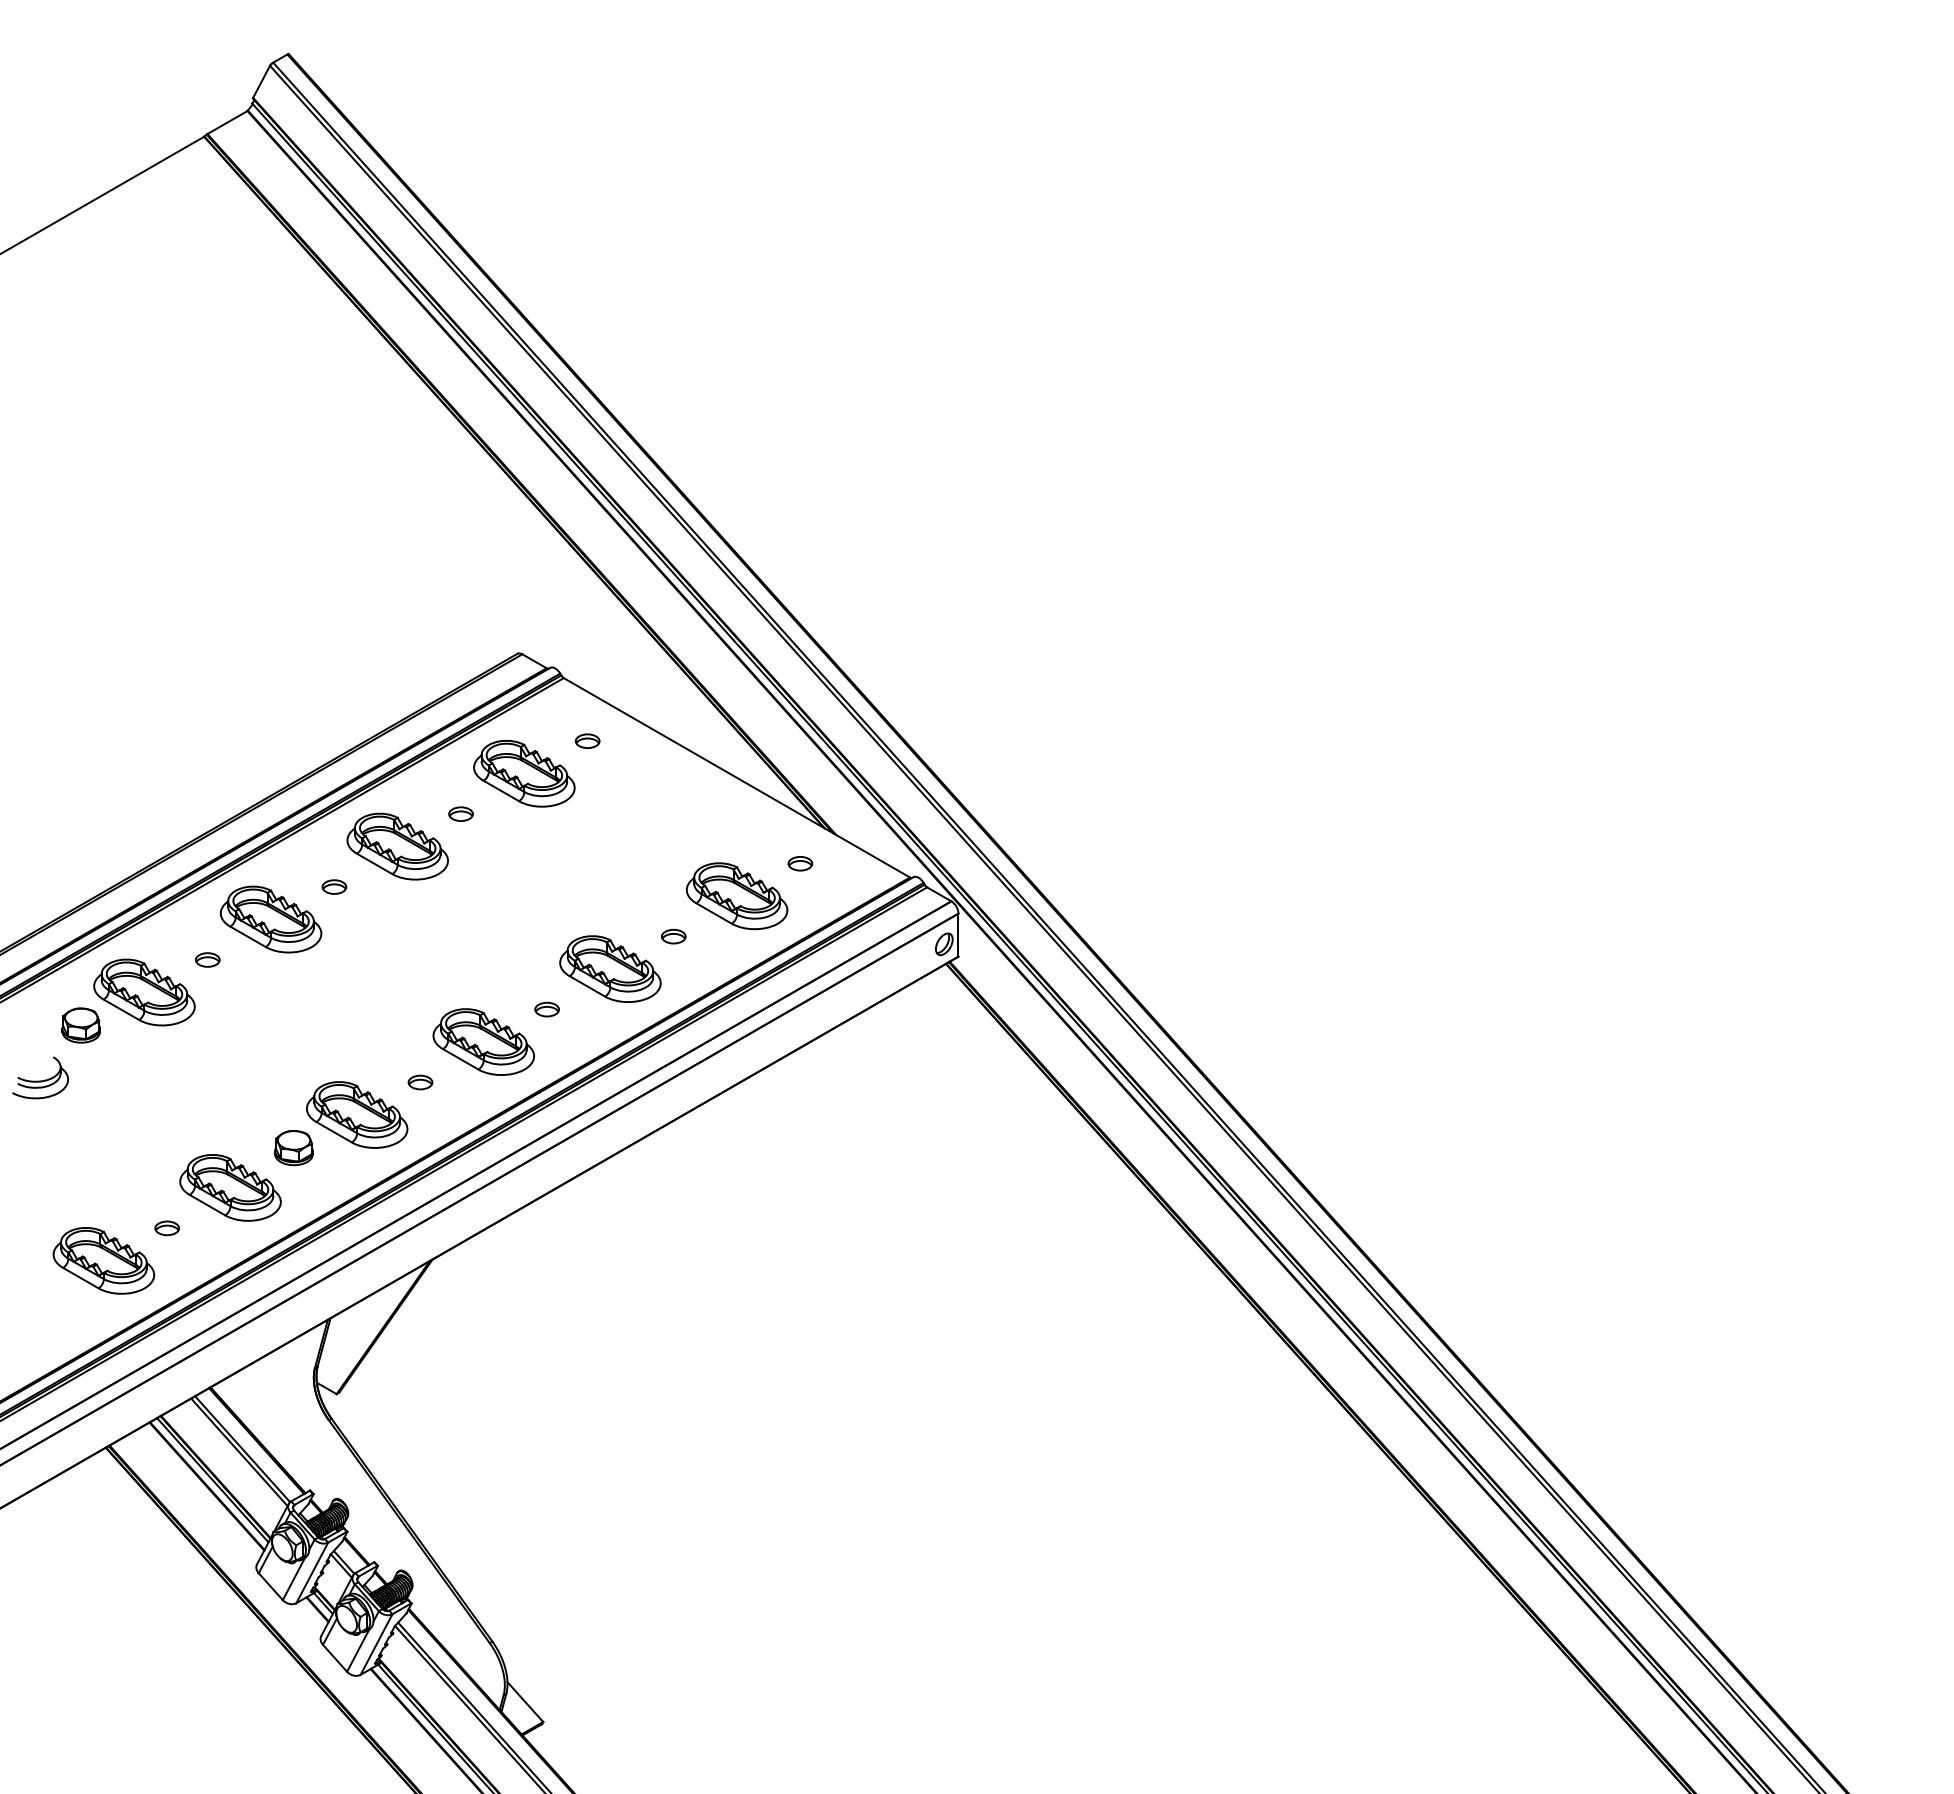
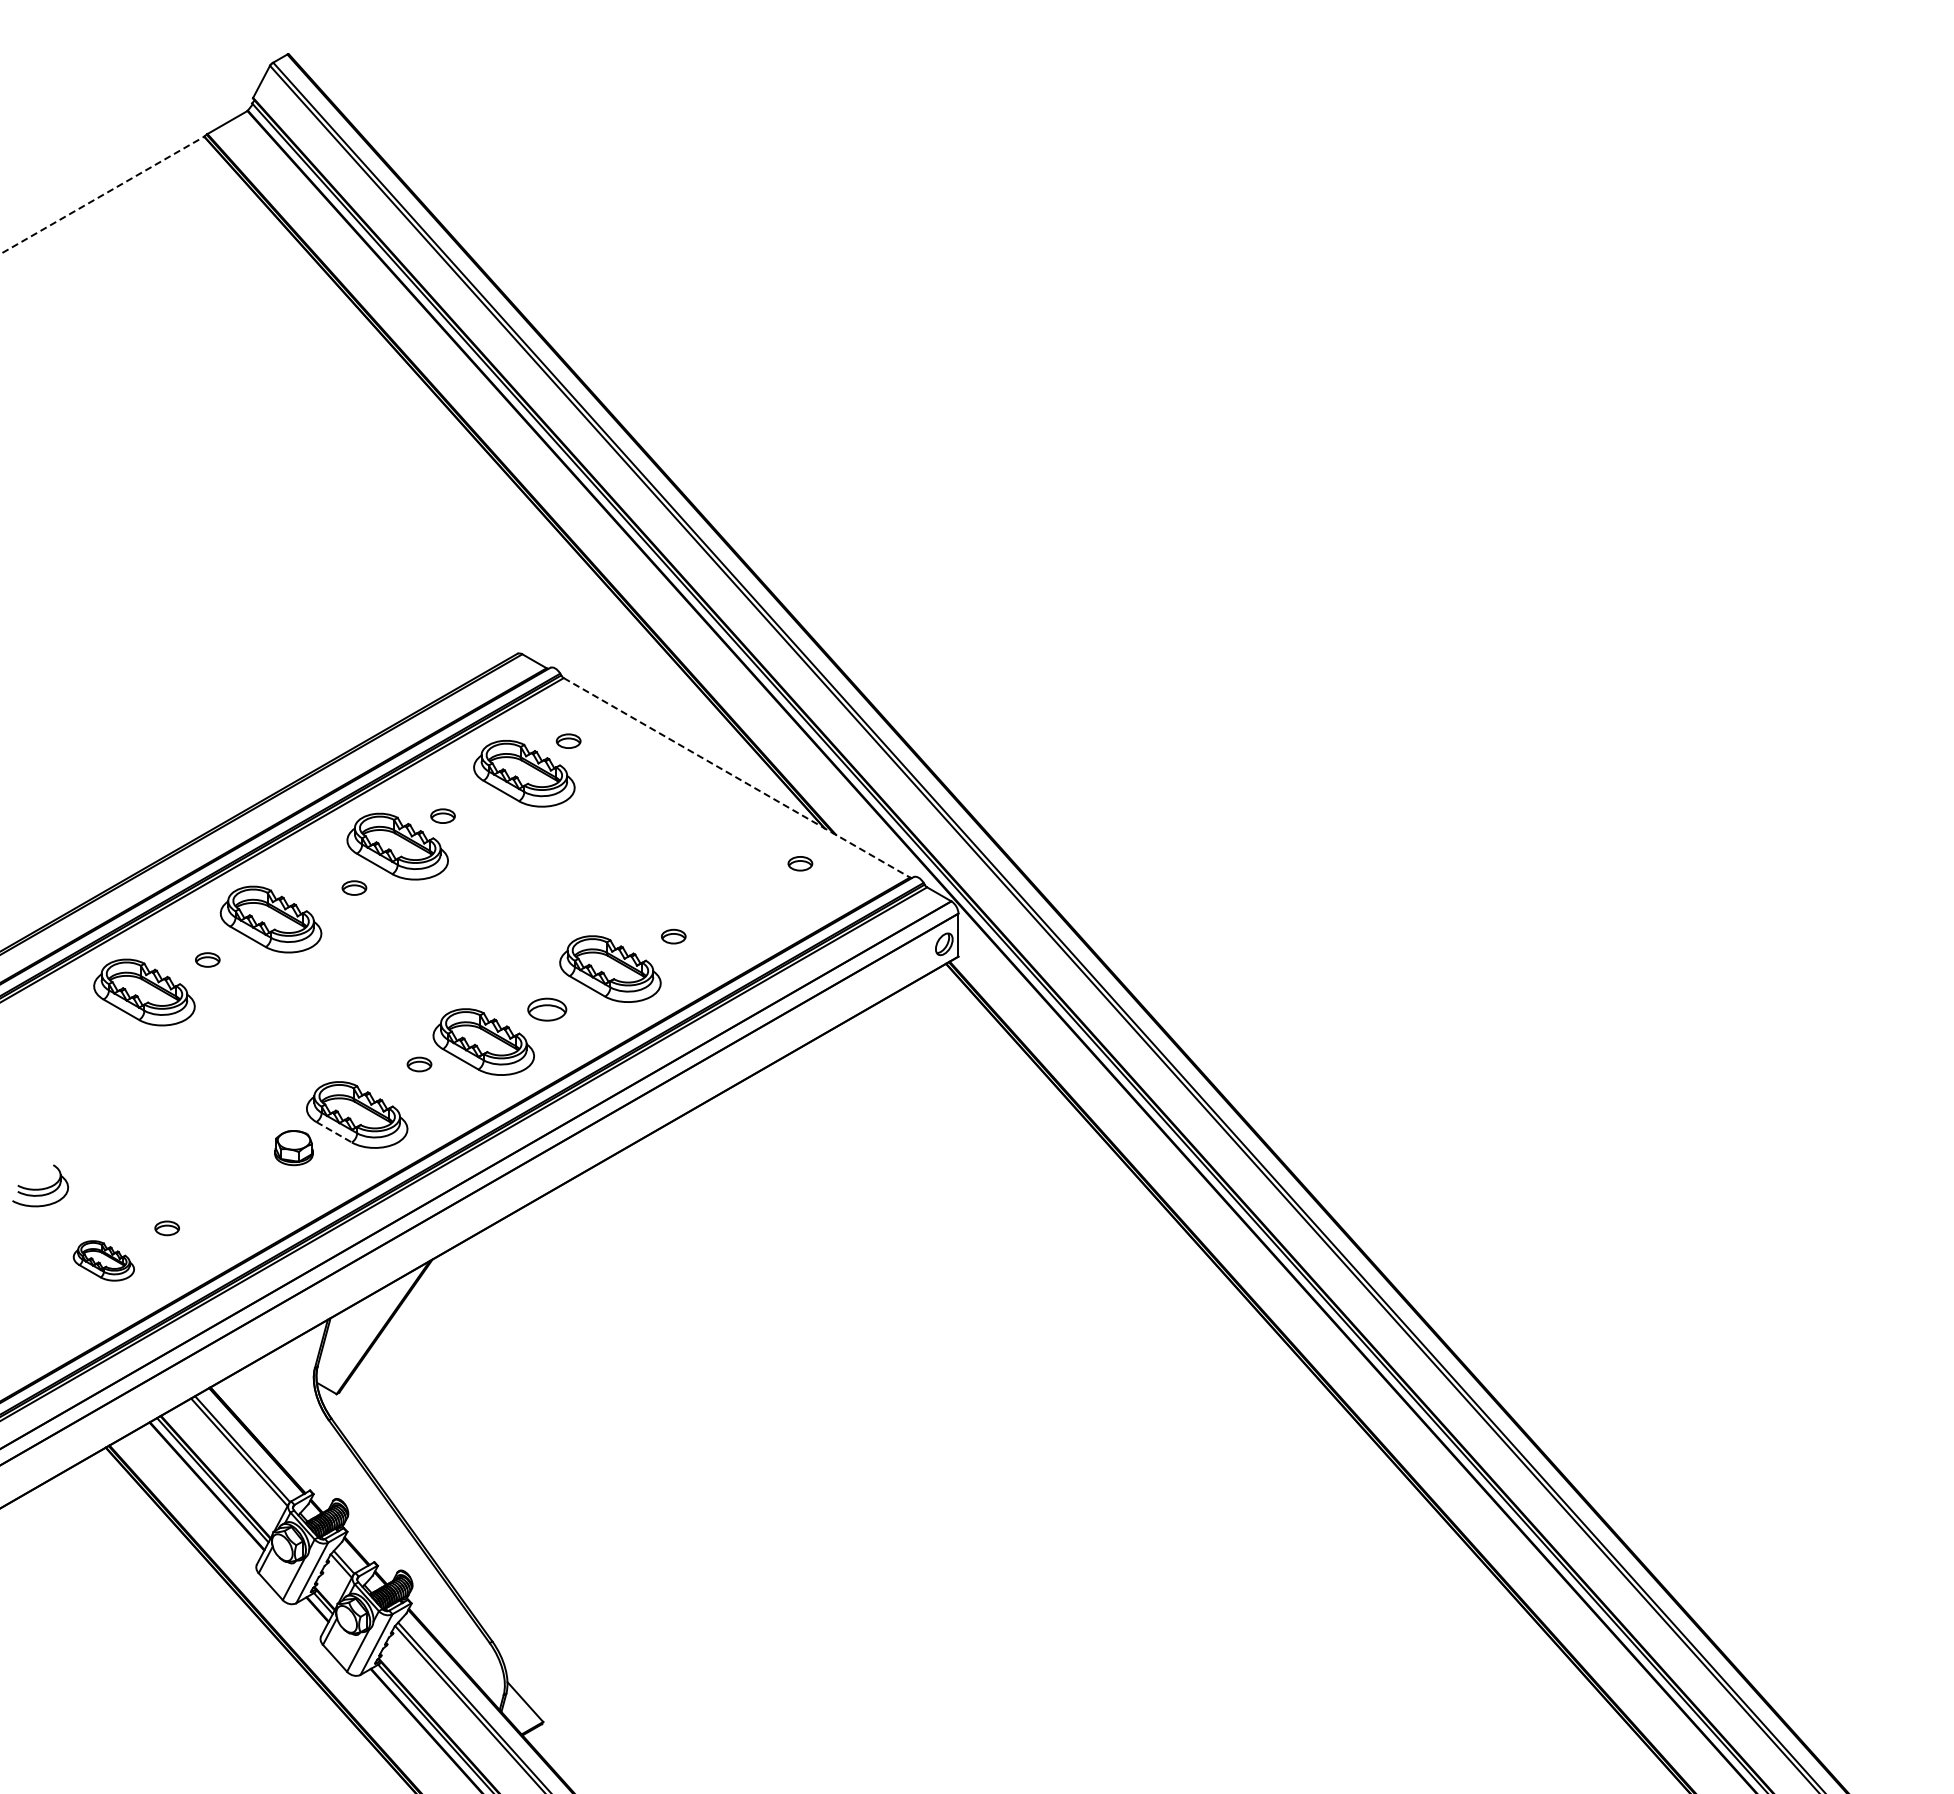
line: solid -> dashed (102, 195)
part position: (587, 740) -> (568, 740) (568, 740)
line: solid -> dashed (736, 777)
part position: (460, 813) -> (442, 815) (442, 815)
part position: (334, 886) -> (354, 887) (354, 887)
part: present -> none (736, 896)
part size: 26x17 px -> 41x25 px (547, 1009)
part: present -> none (80, 1025)
part position: (40, 1077) -> (40, 1185) (40, 1185)
part position: (420, 1082) -> (419, 1064) (419, 1064)
line: solid -> dashed (334, 1132)
part: present -> none (230, 1187)
part size: 104x68 px -> 63x42 px (103, 1260)
